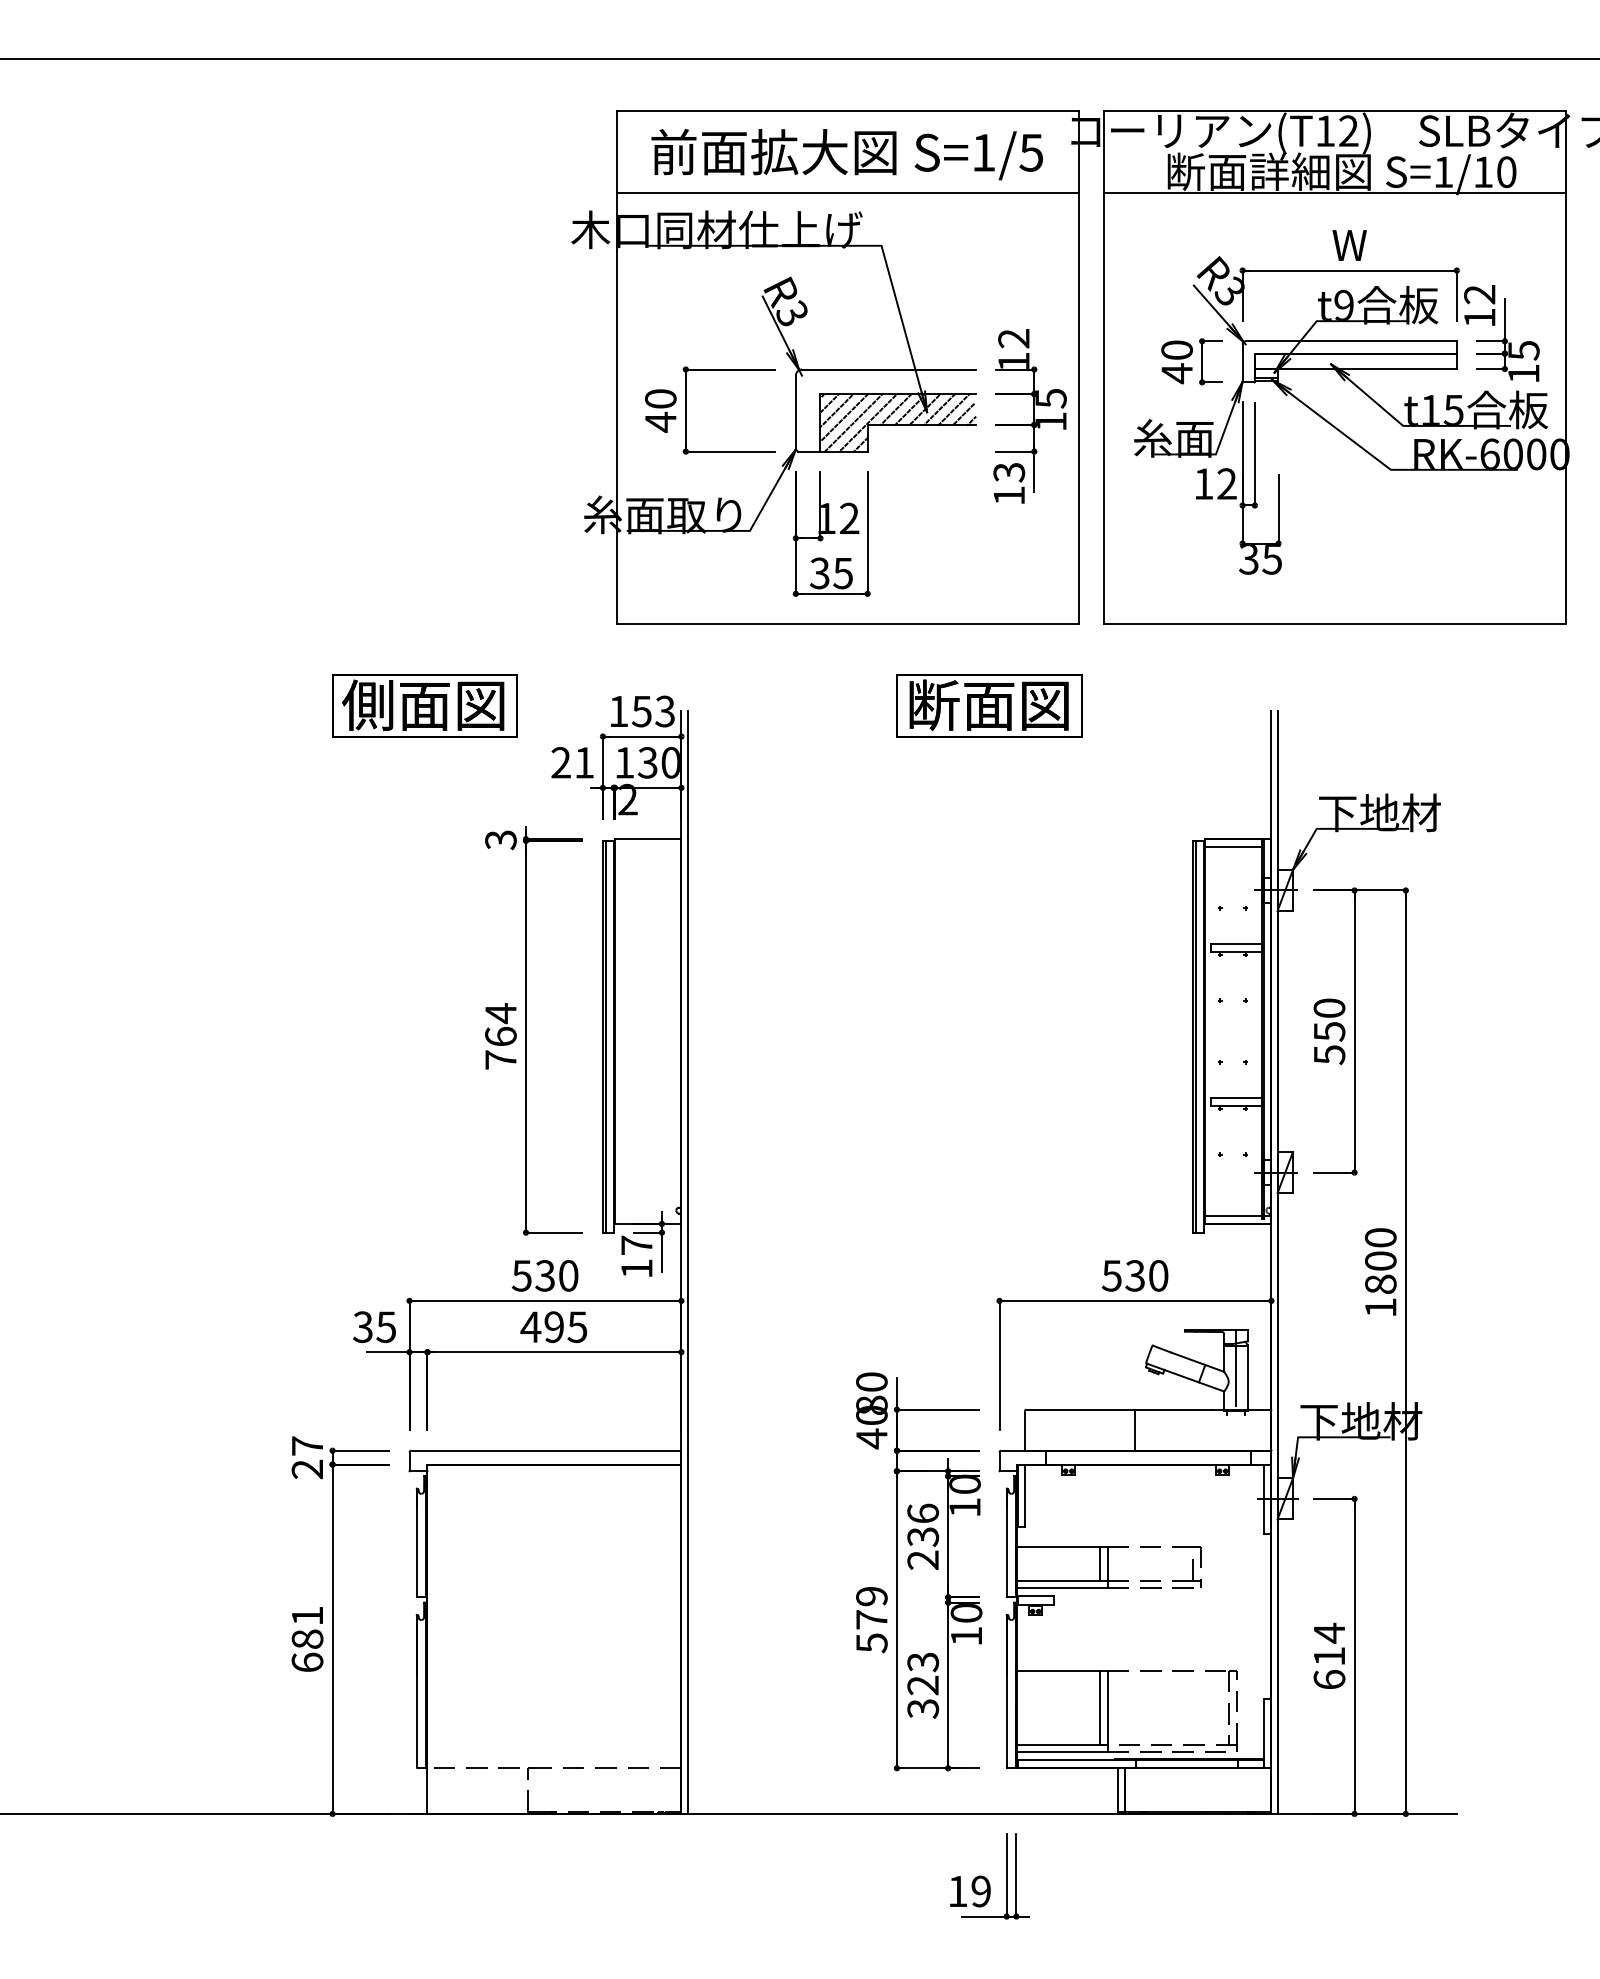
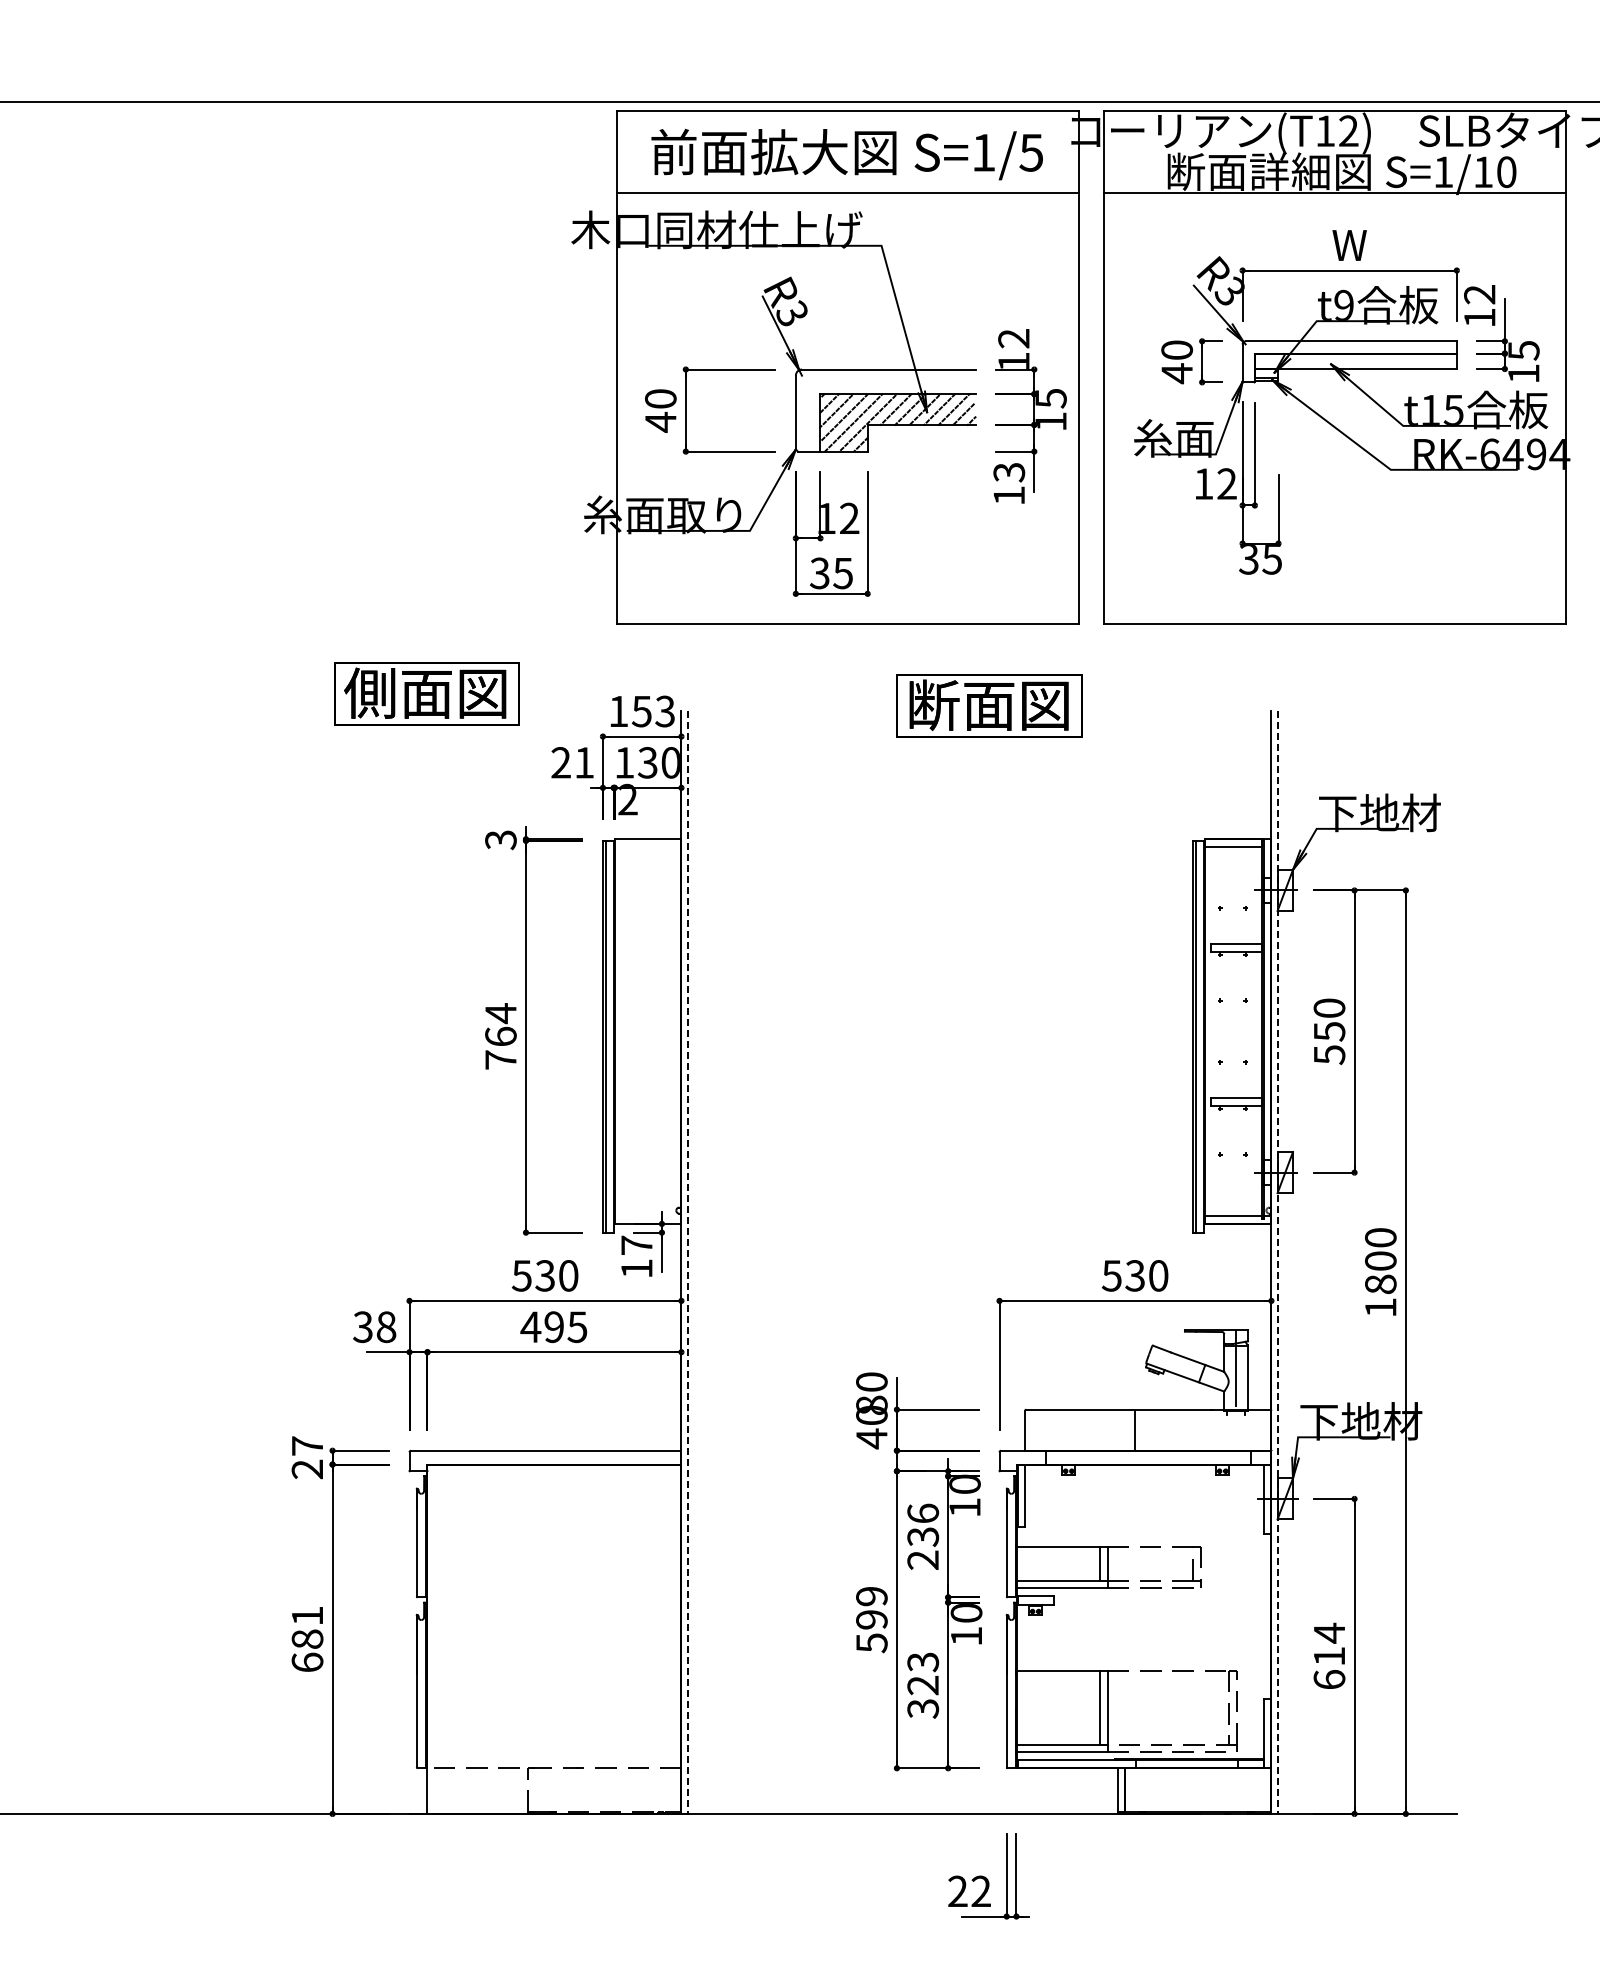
line position: (799, 59) -> (799, 102) (799, 102)
text: RK-6000 -> RK-6494 (1536, 454)
part position: (424, 705) -> (426, 693) (426, 693)
line: solid -> dashed (687, 1262)
line: solid -> dashed (1277, 1262)
text: 35 -> 38 (386, 1326)
text: 579 -> 599 (871, 1619)
text: 19 -> 22 (969, 1891)
